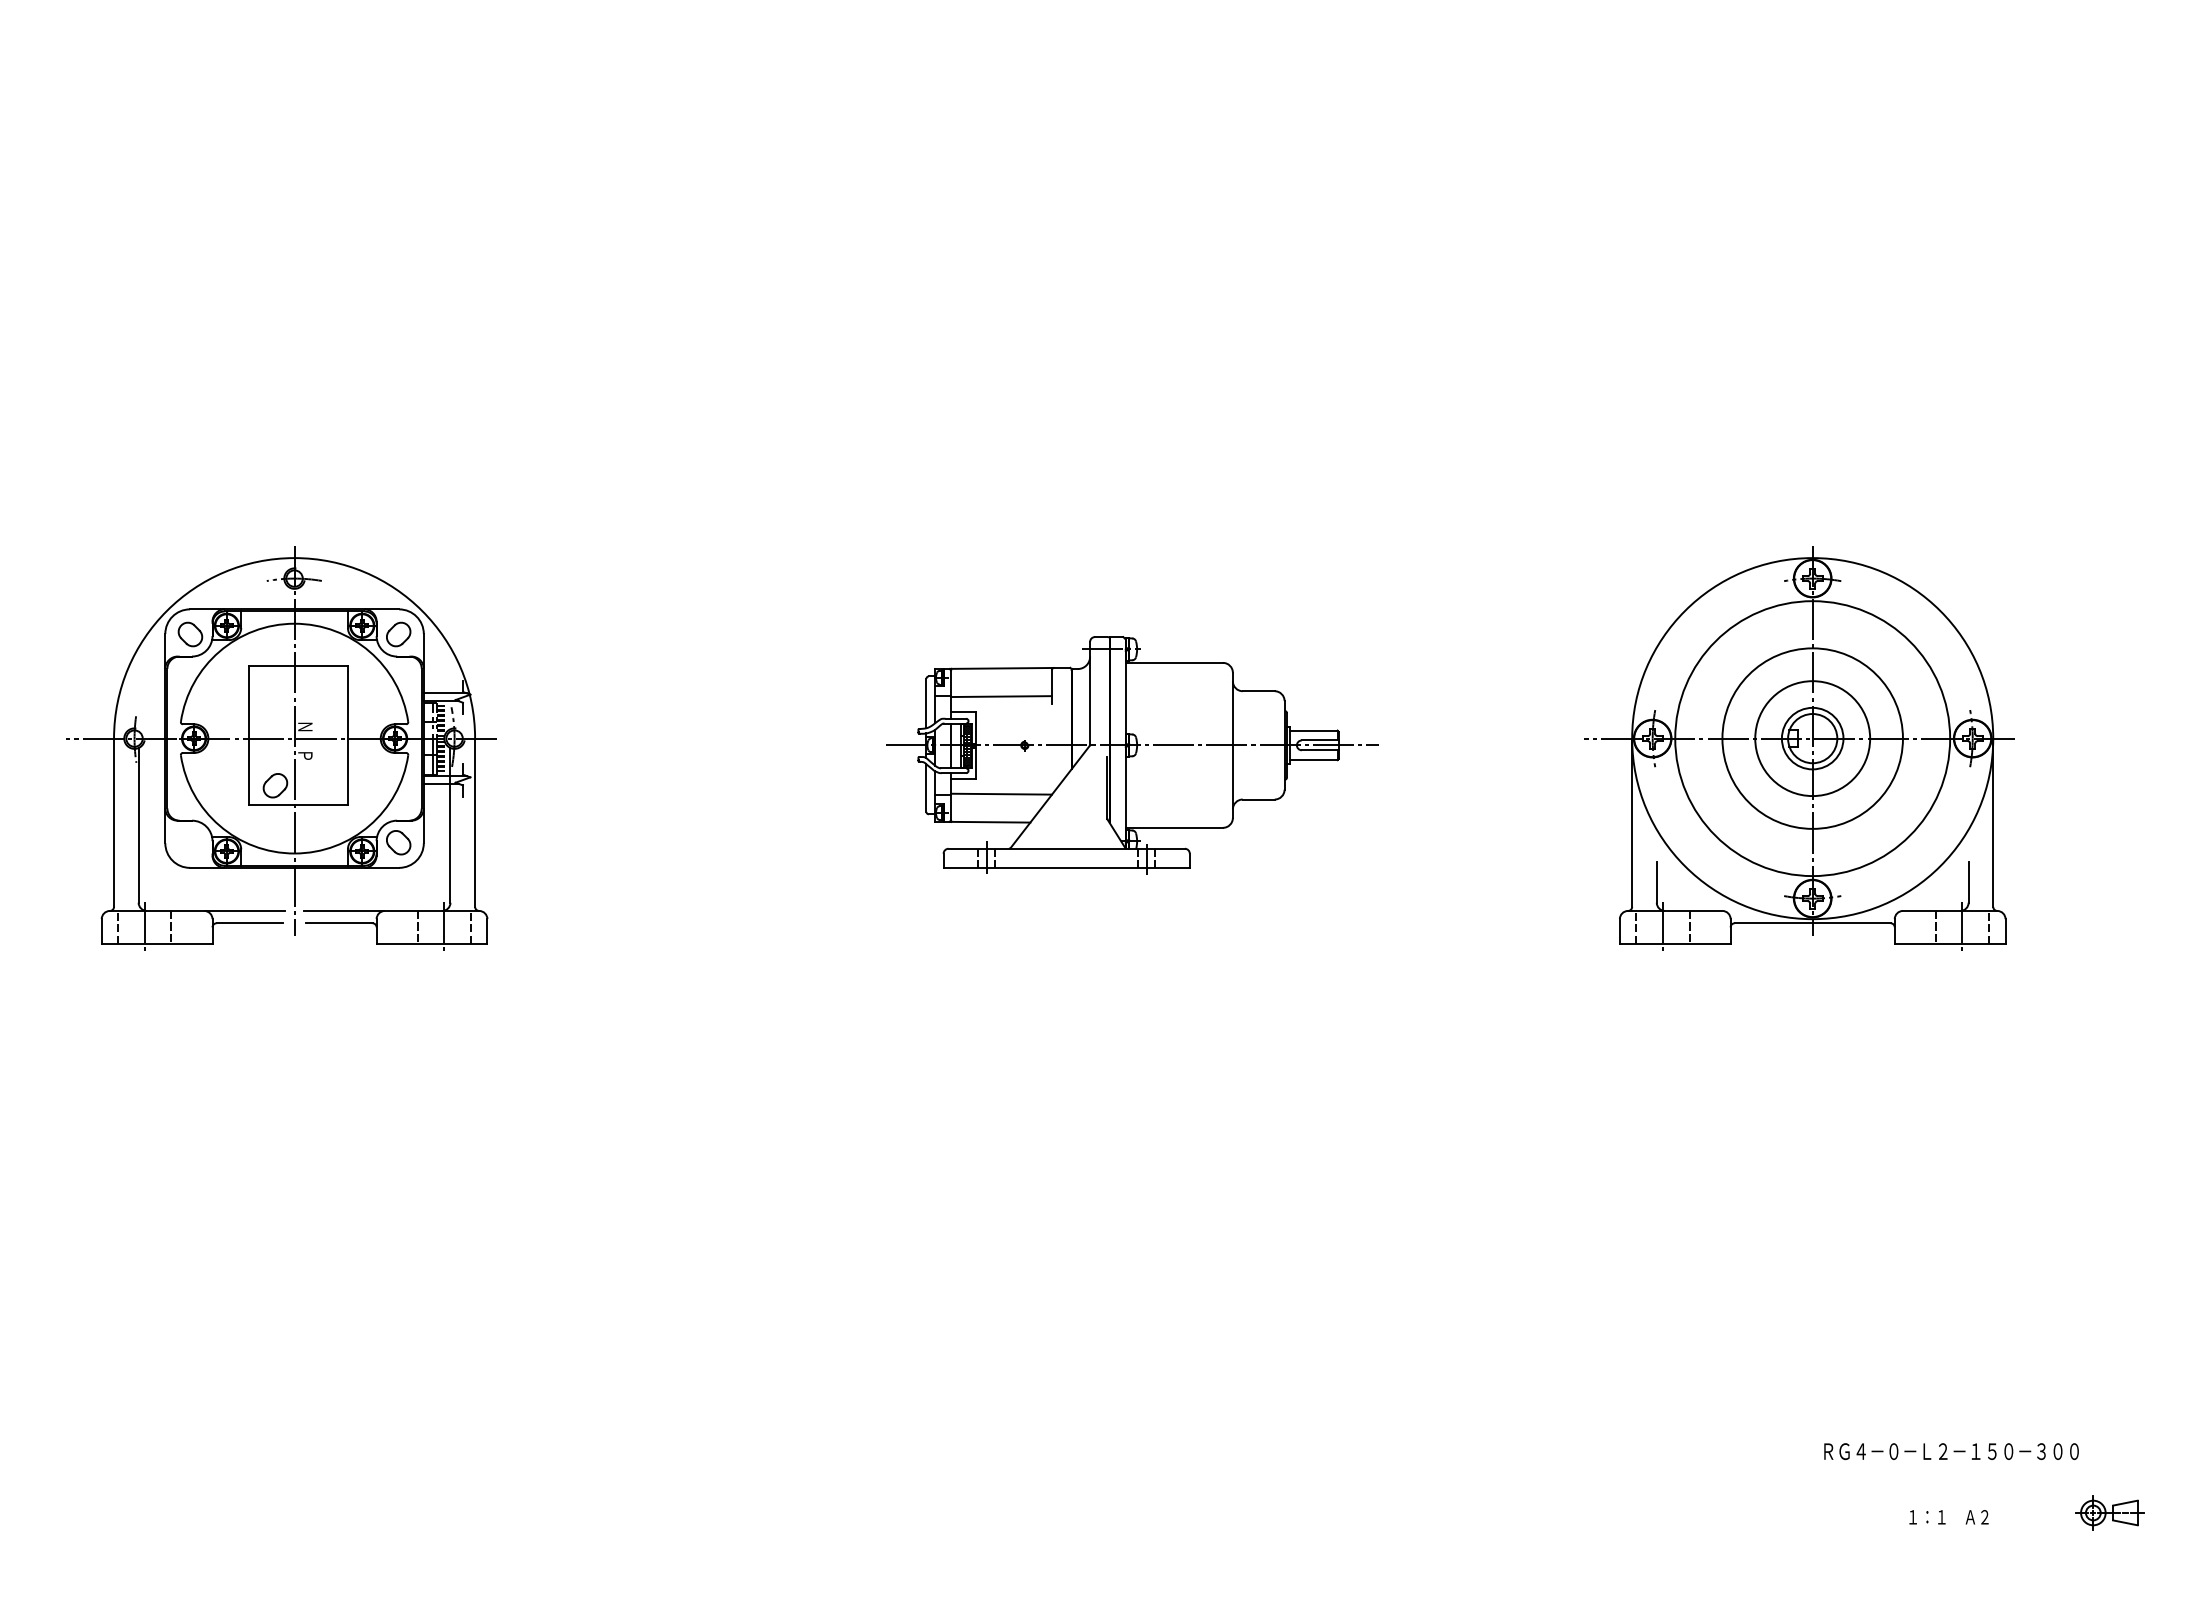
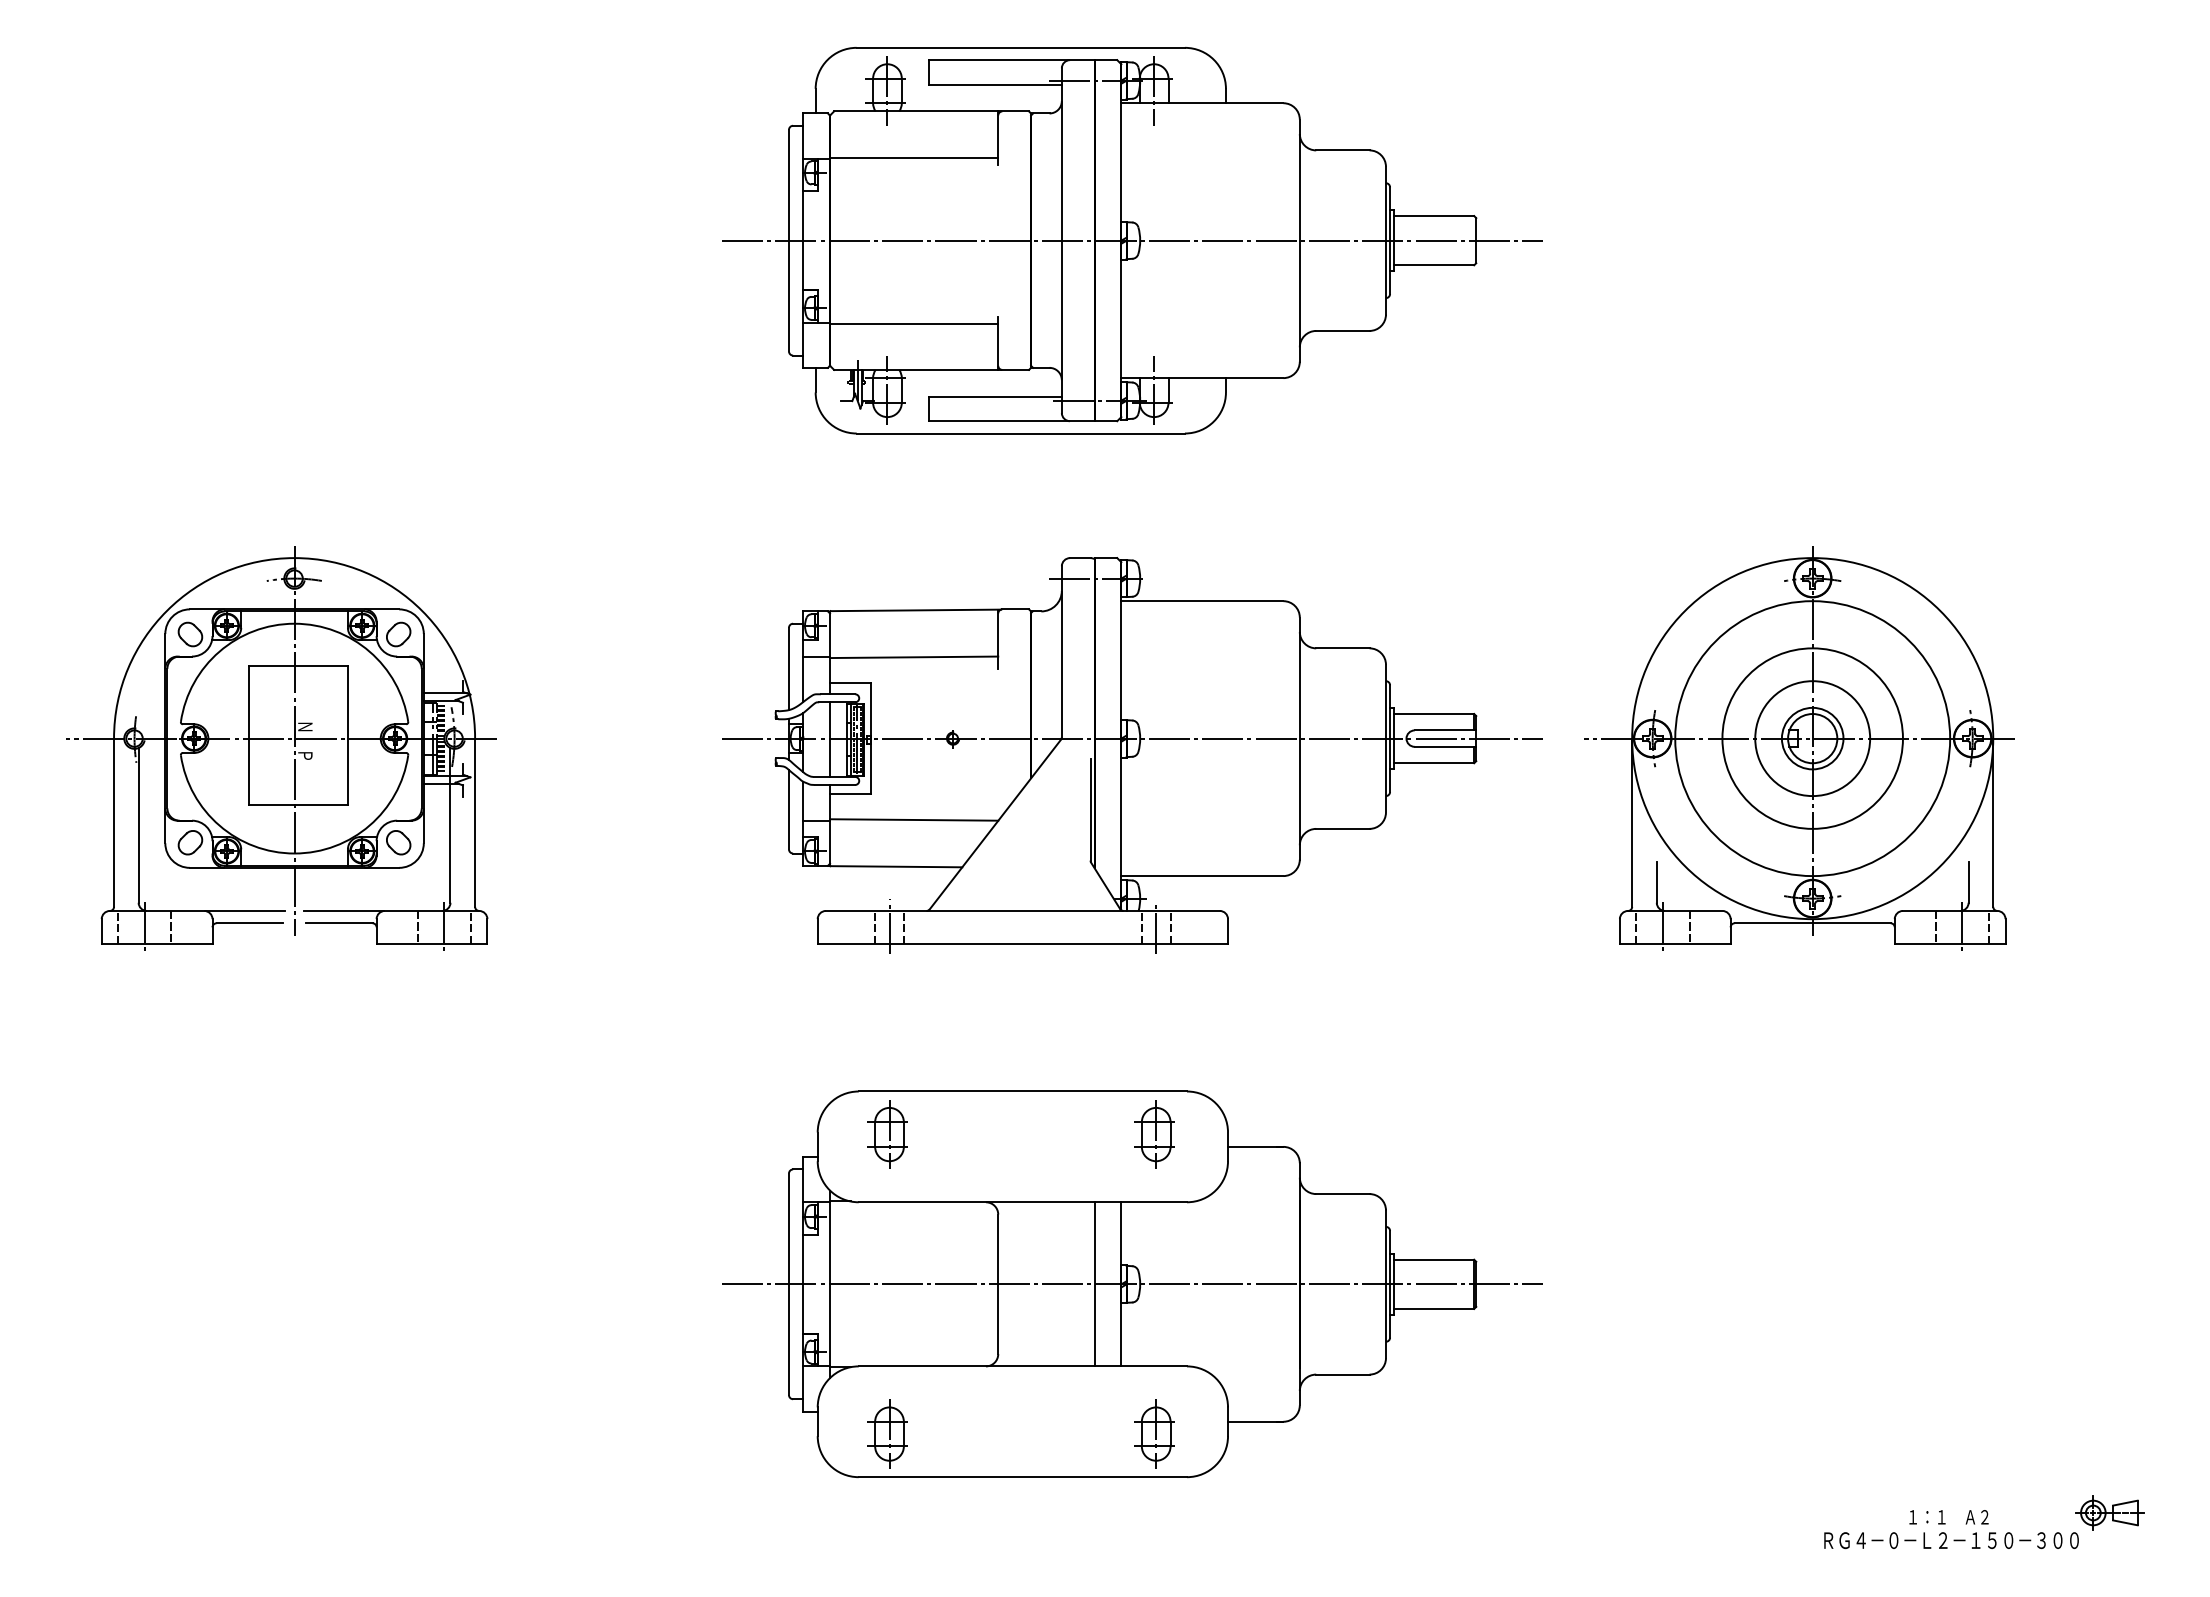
part: none -> present (1132, 240)
part size: 493x239 px -> 821x397 px (1132, 755)
part position: (275, 785) -> (190, 842) (190, 842)
part: none -> present (1132, 1284)
text position: (1951, 1451) -> (1951, 1540) (1951, 1540)
